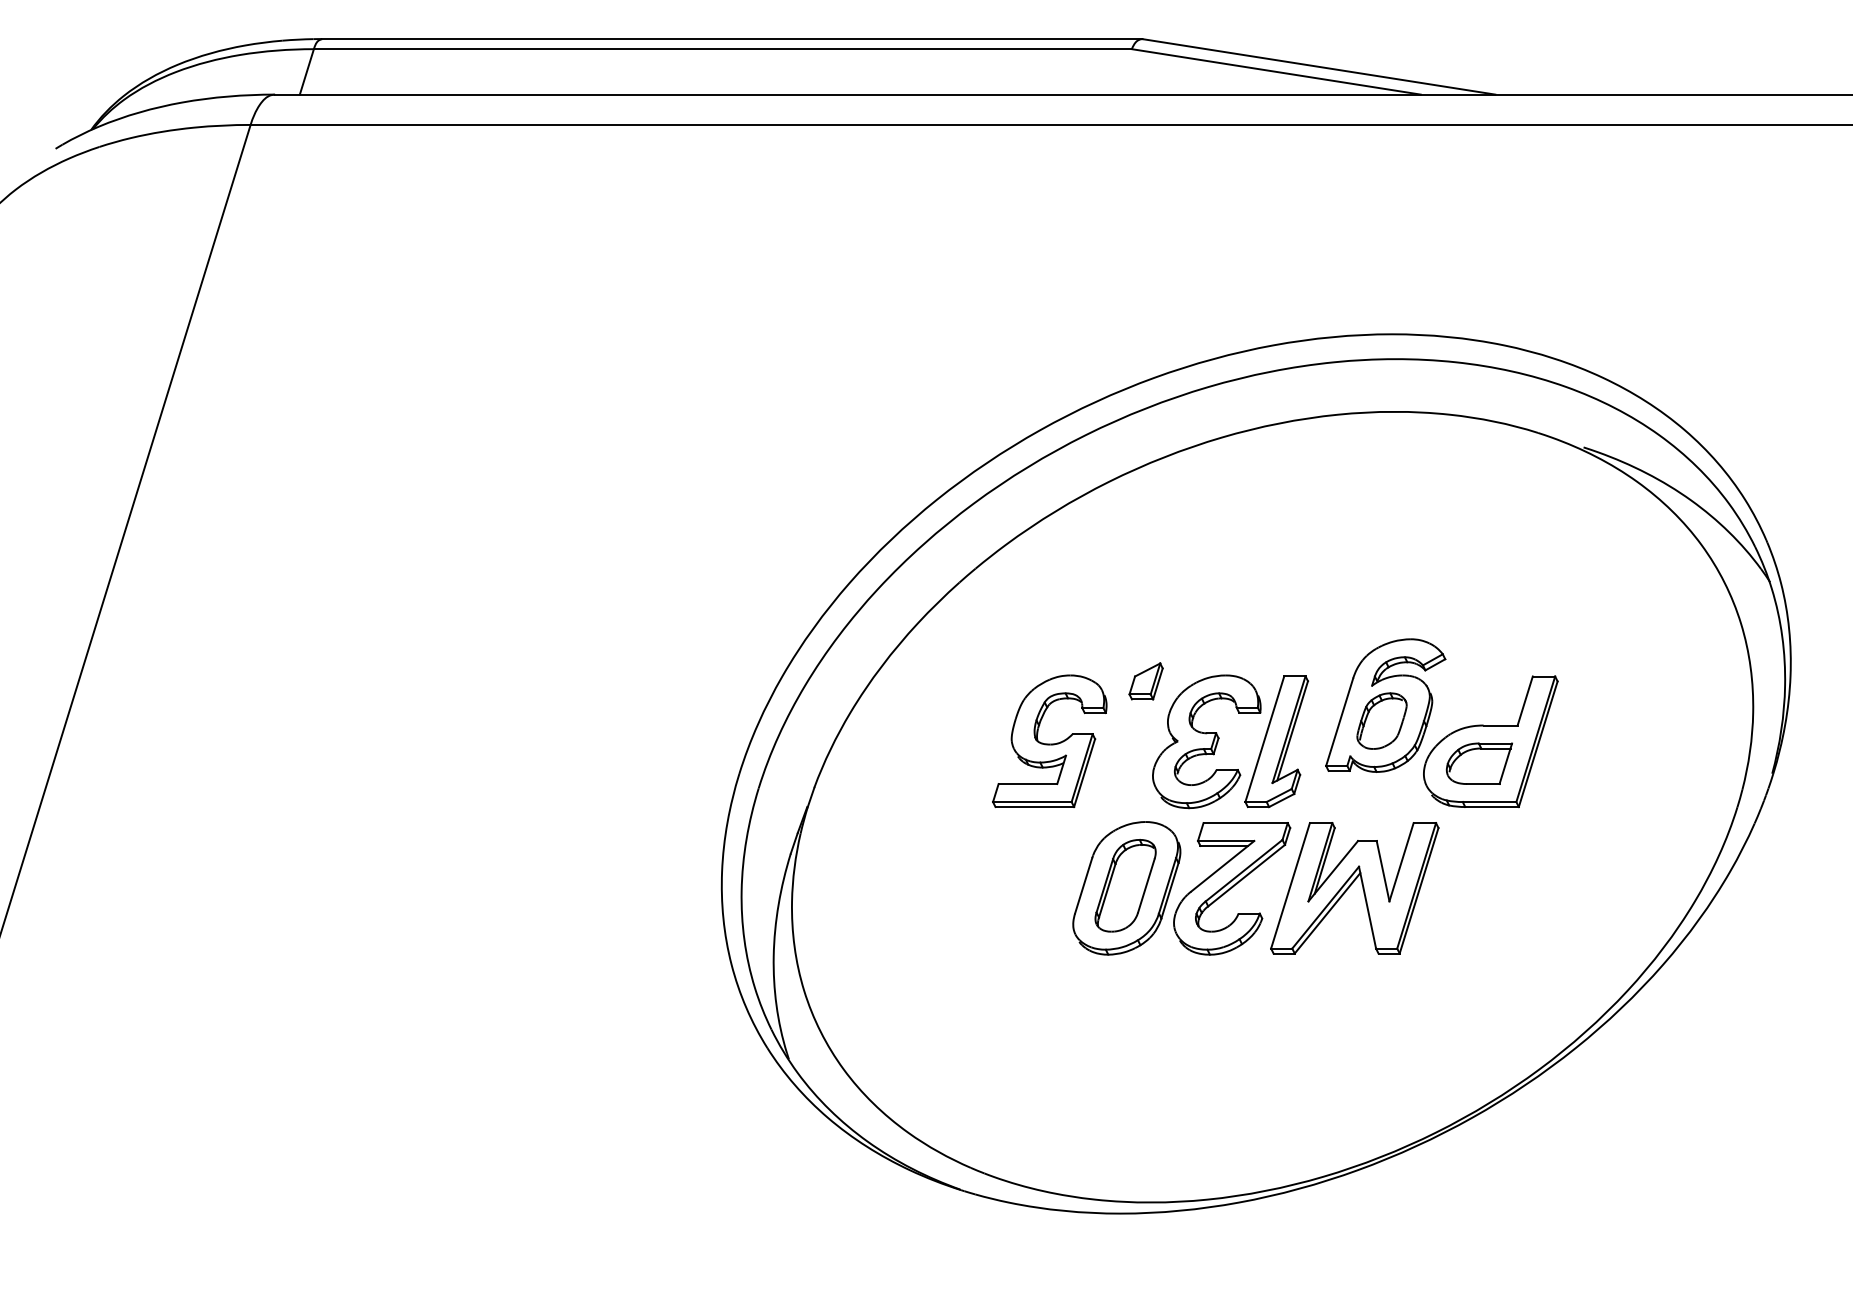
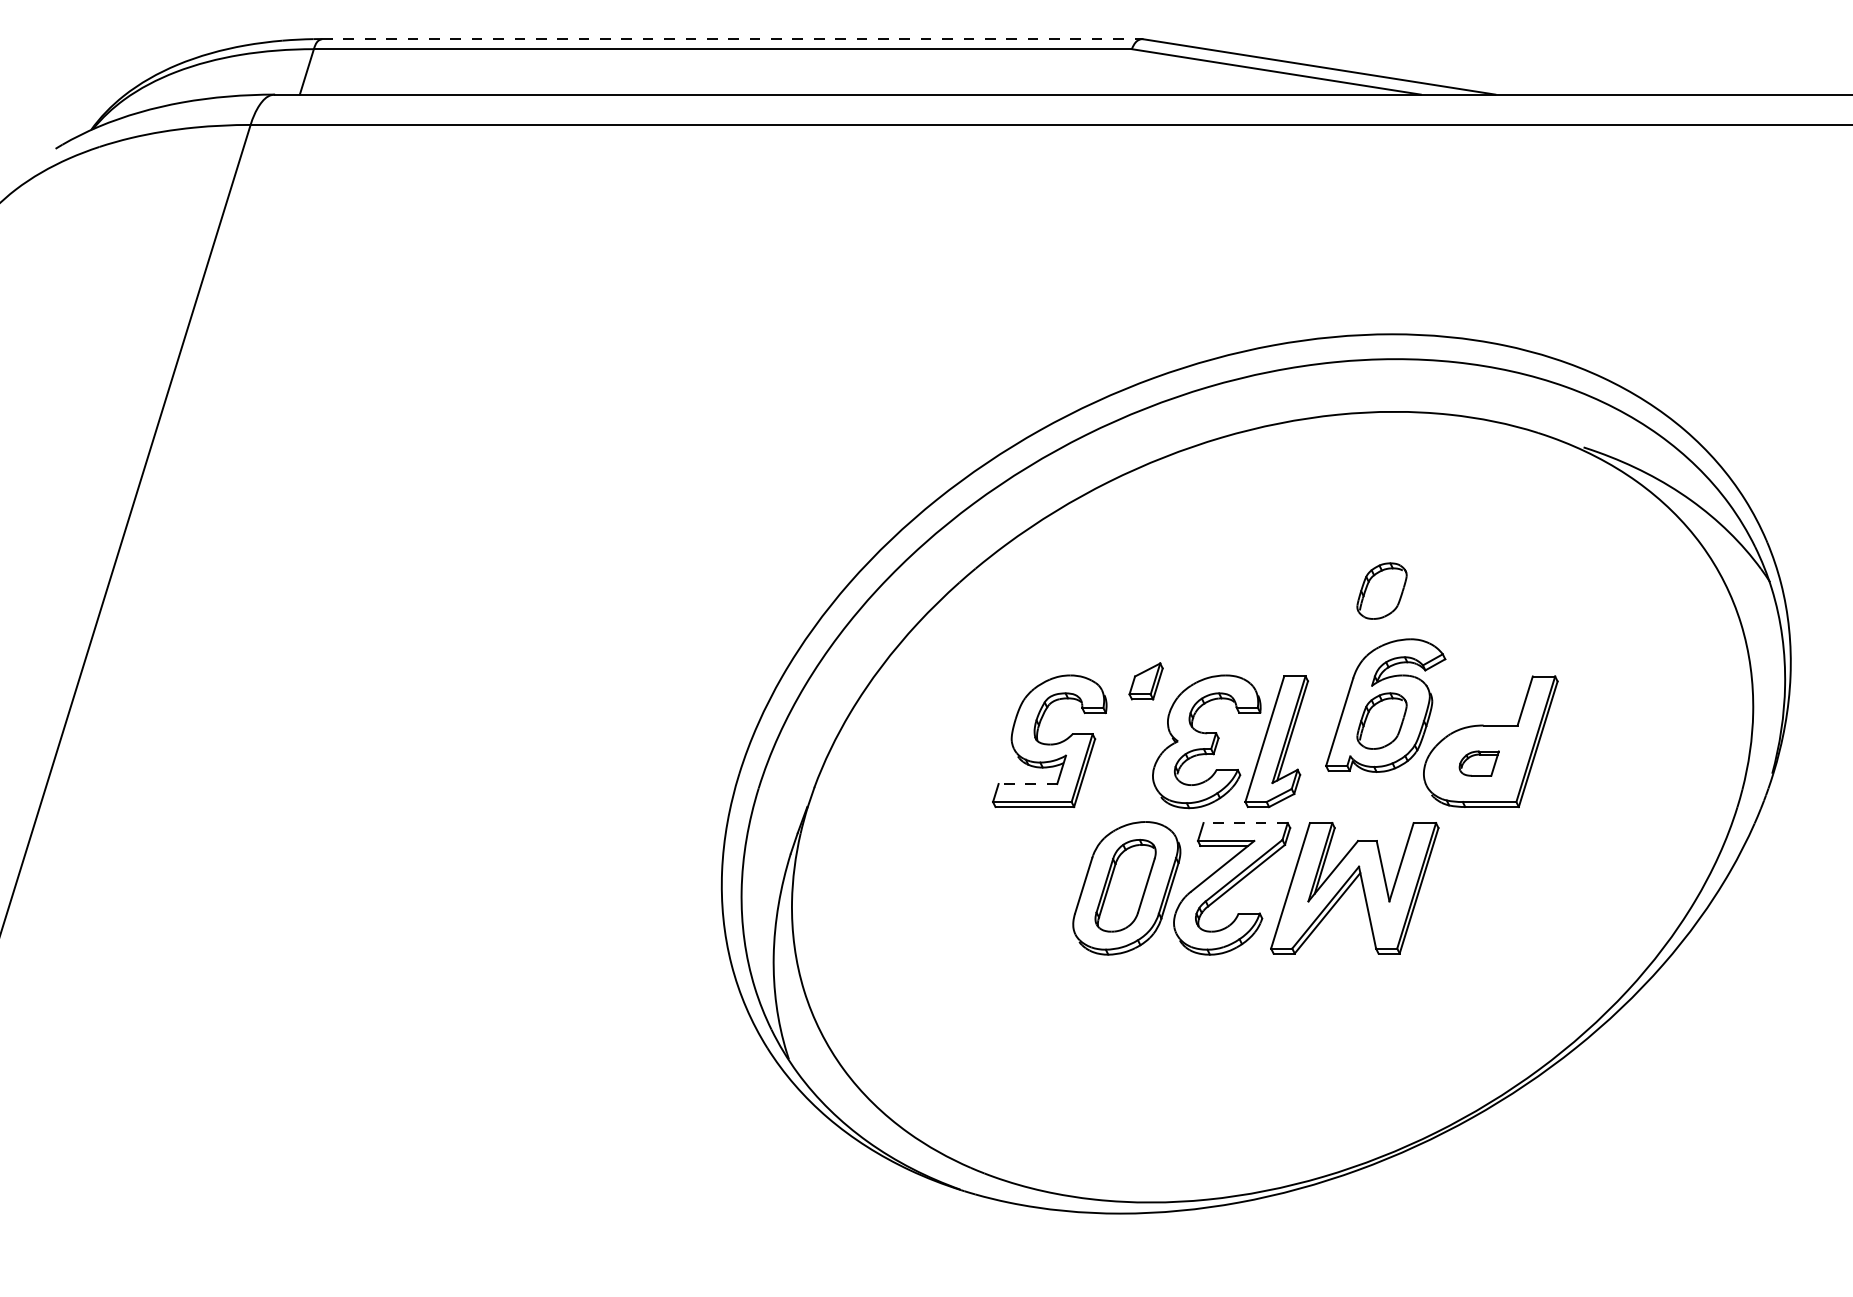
line: solid -> dashed (731, 39)
part: none -> present (1381, 590)
part size: 68x43 px -> 42x27 px (1478, 763)
line: solid -> dashed (1027, 784)
line: solid -> dashed (1245, 823)
